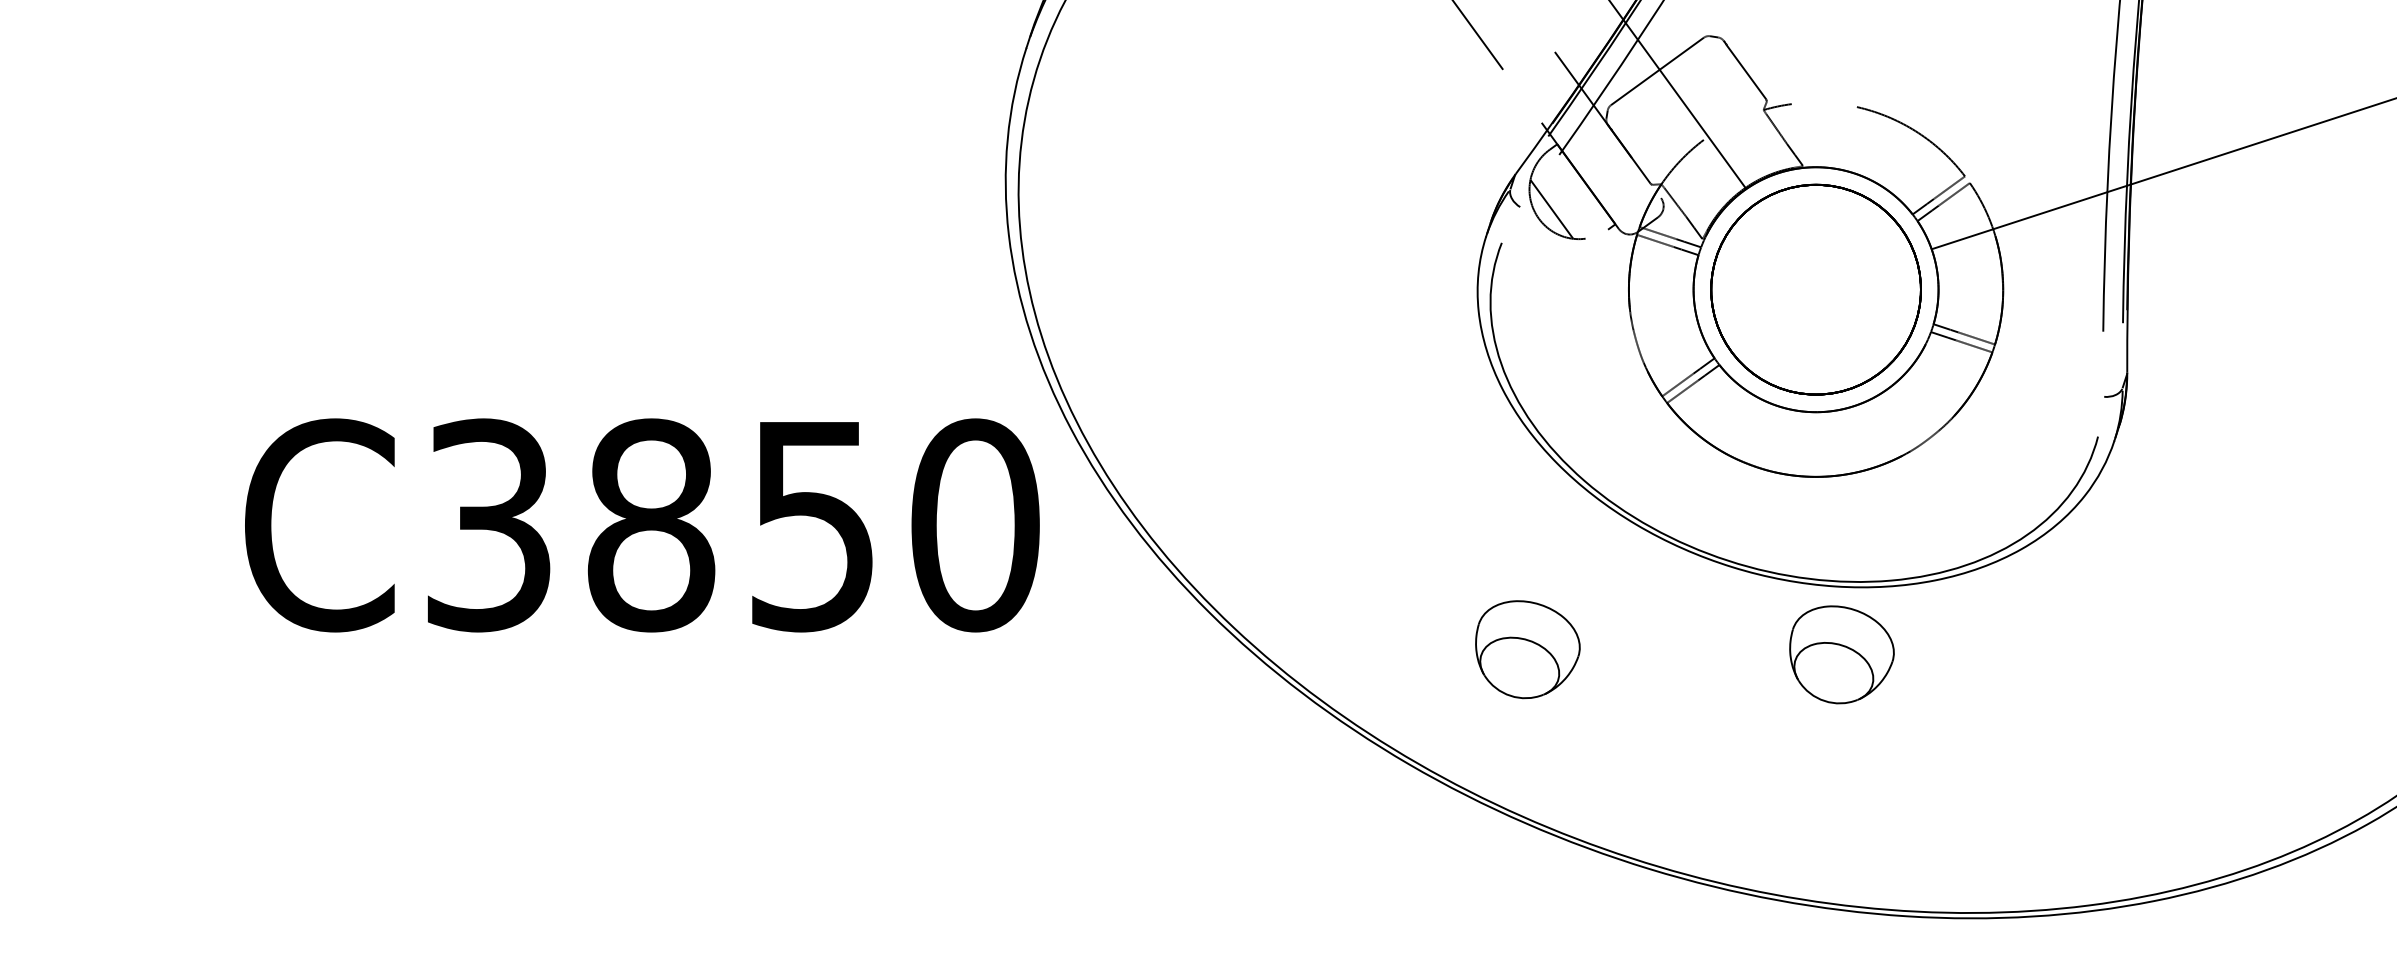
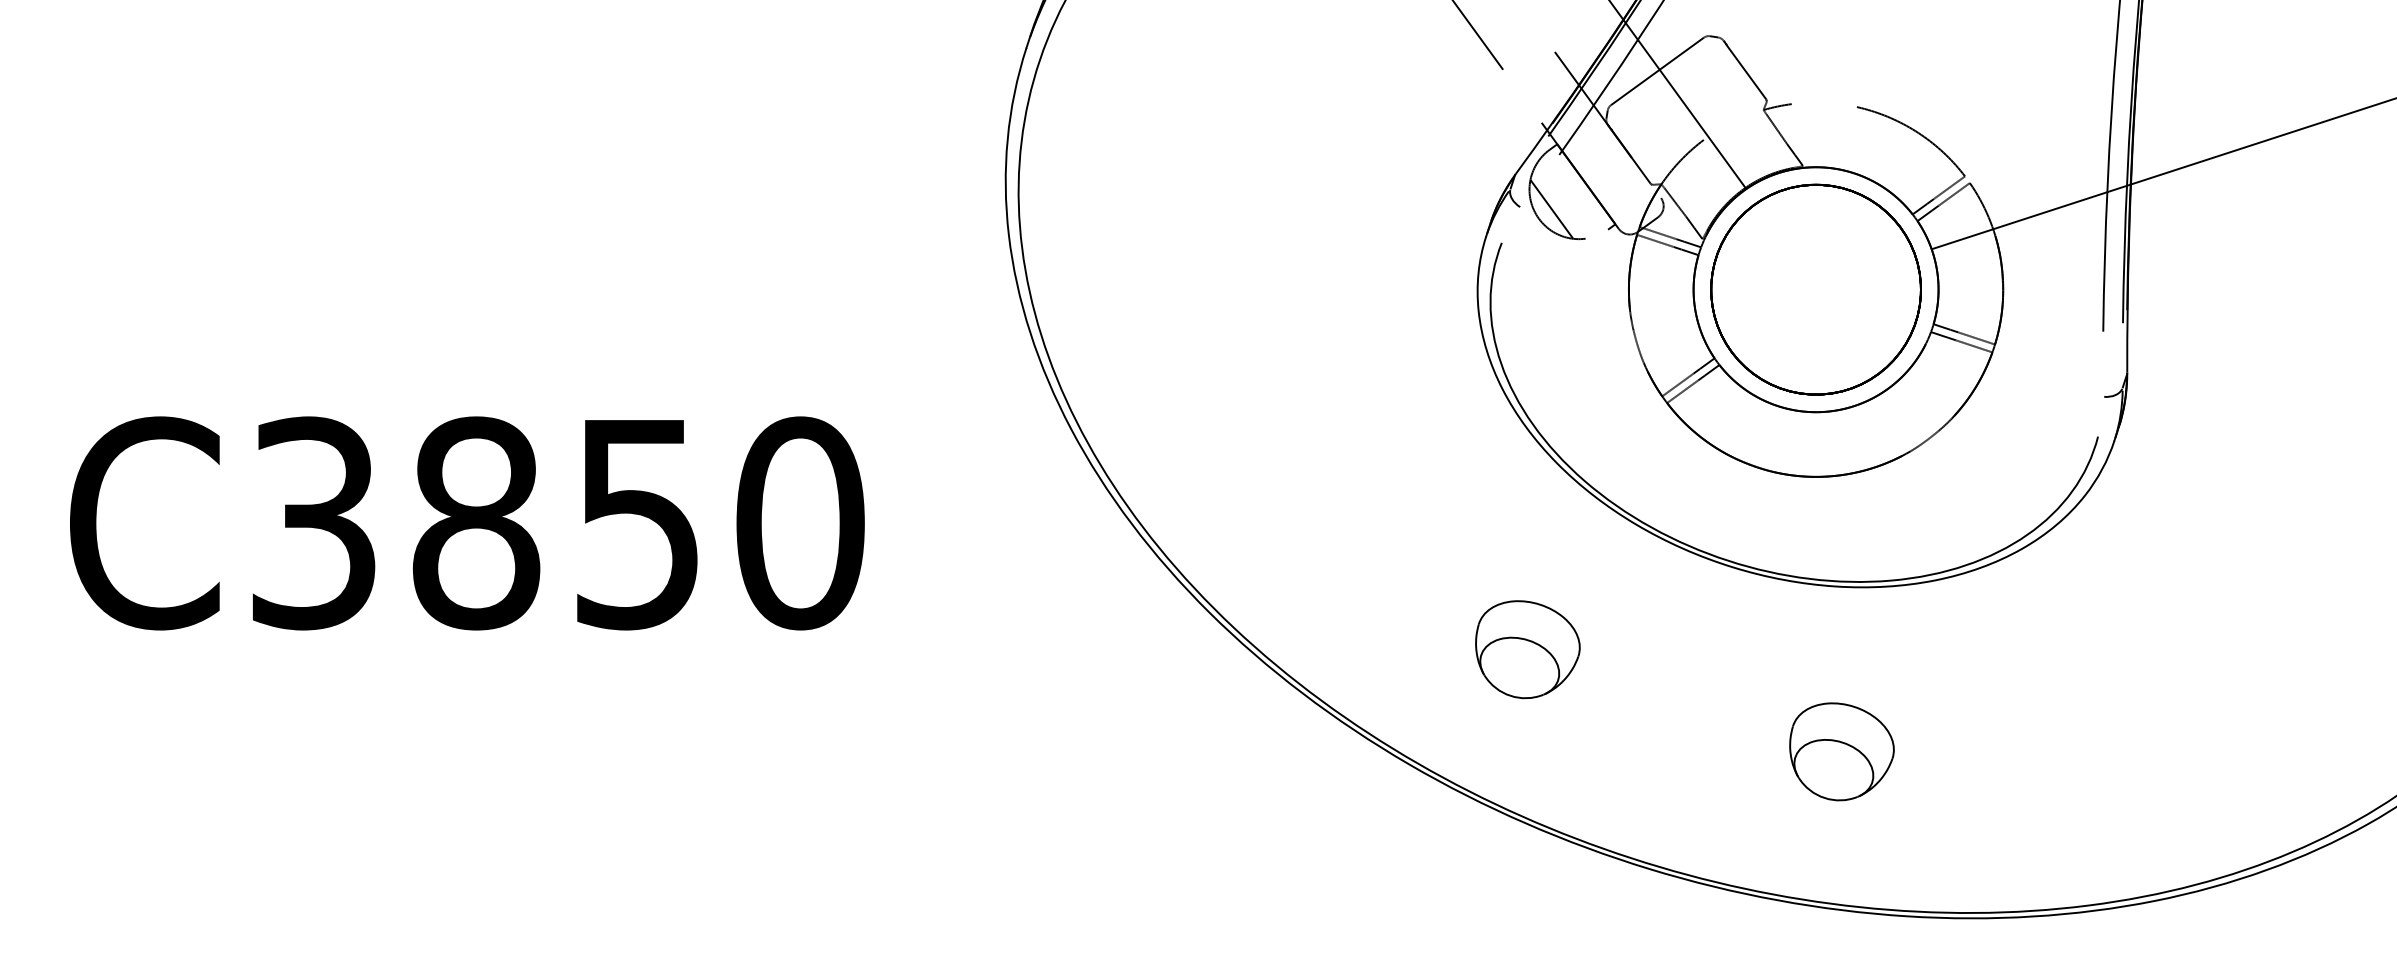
text position: (642, 525) -> (467, 523) (467, 523)
part position: (1841, 654) -> (1841, 751) (1841, 751)
